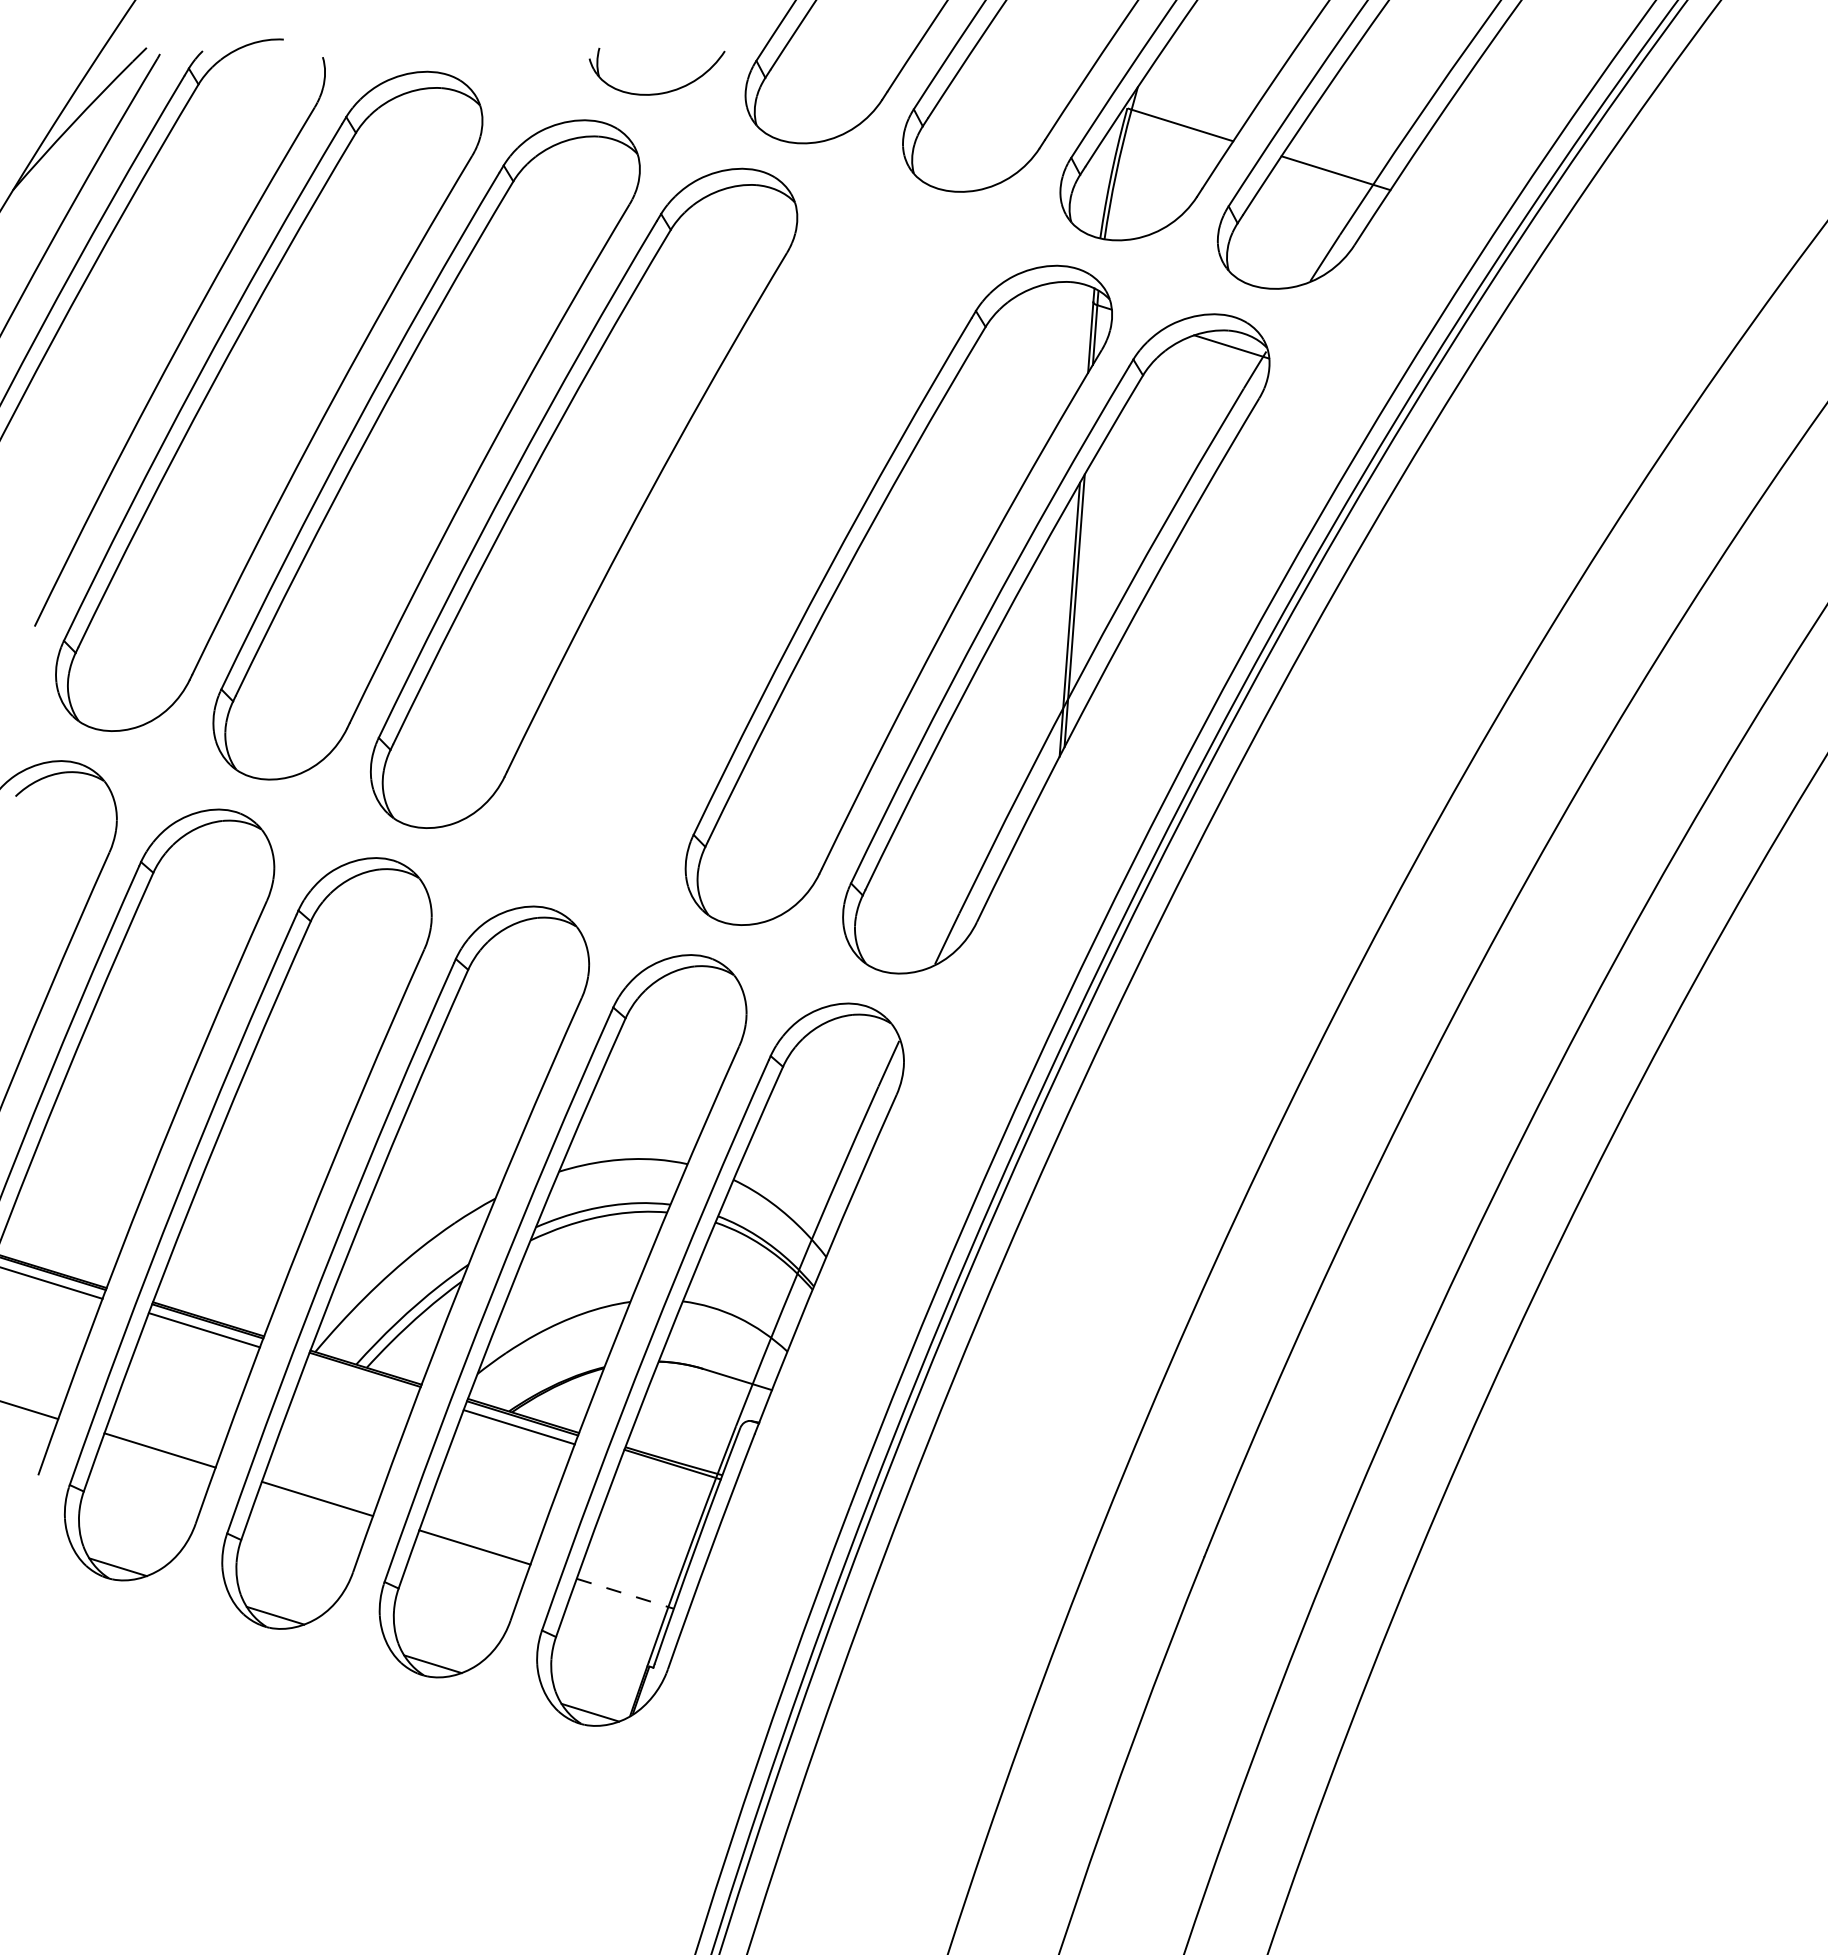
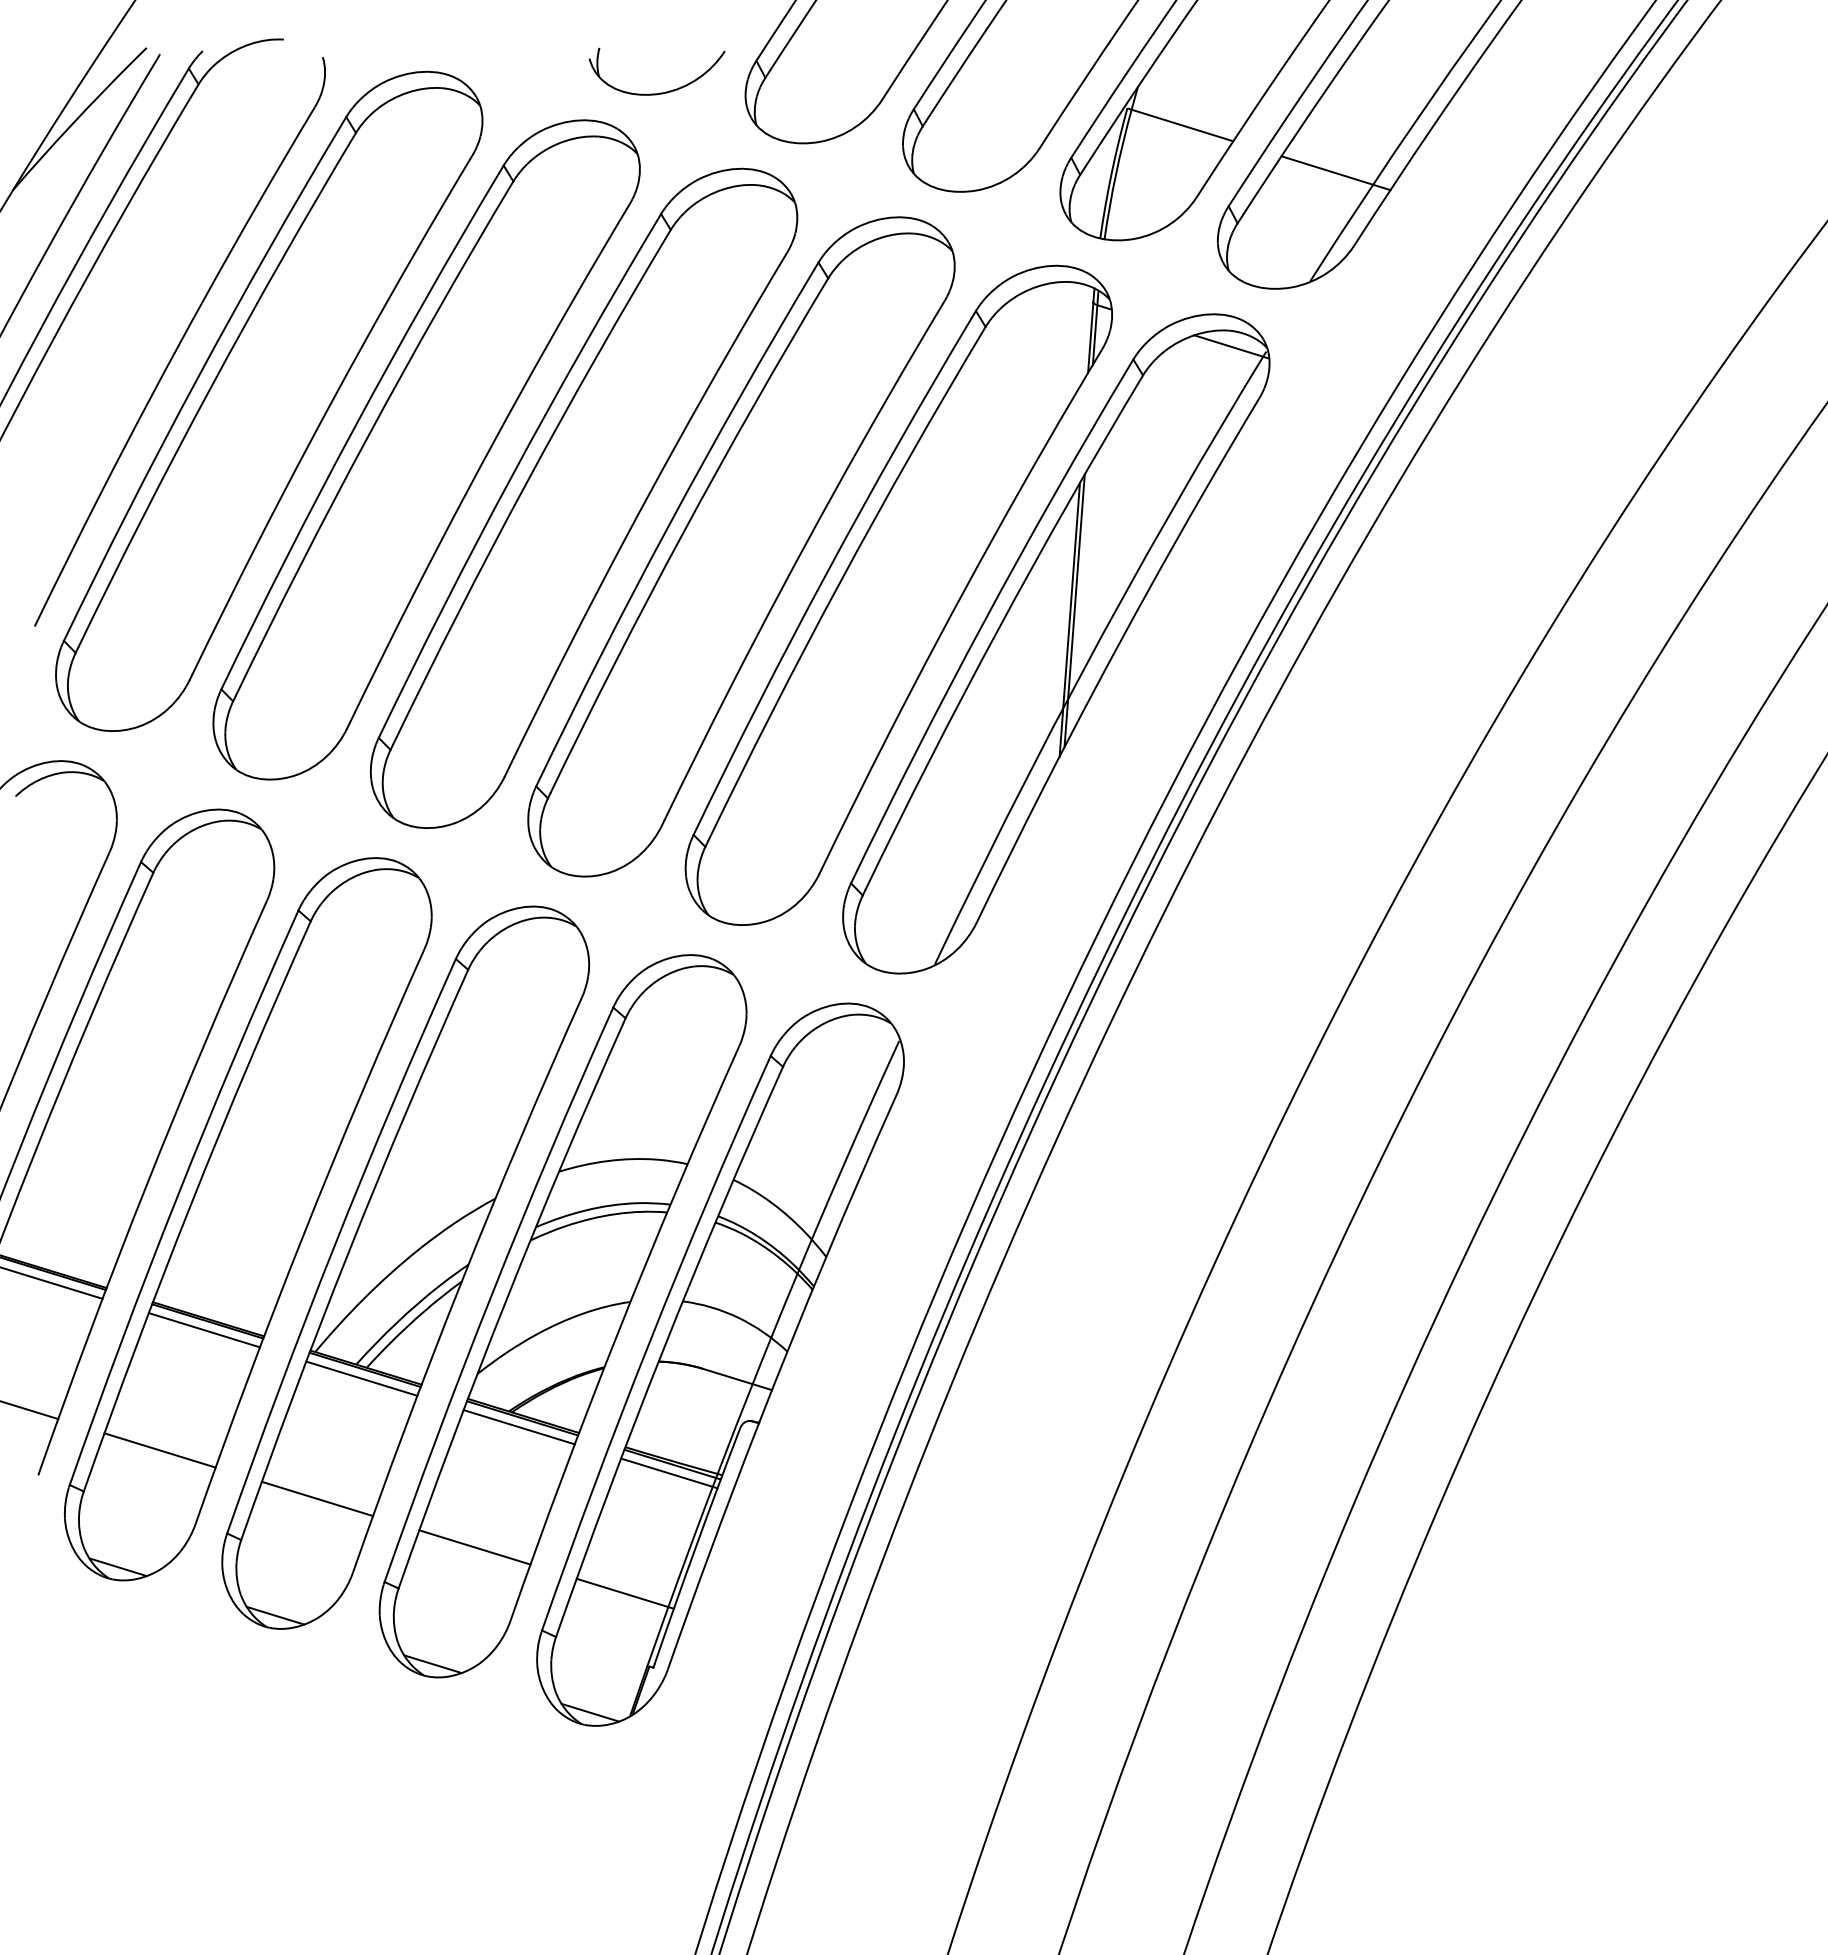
part: none -> present (741, 546)
line: none -> present (361, 1378)
line: none -> present (669, 1473)
line: dashed -> solid (625, 1593)
